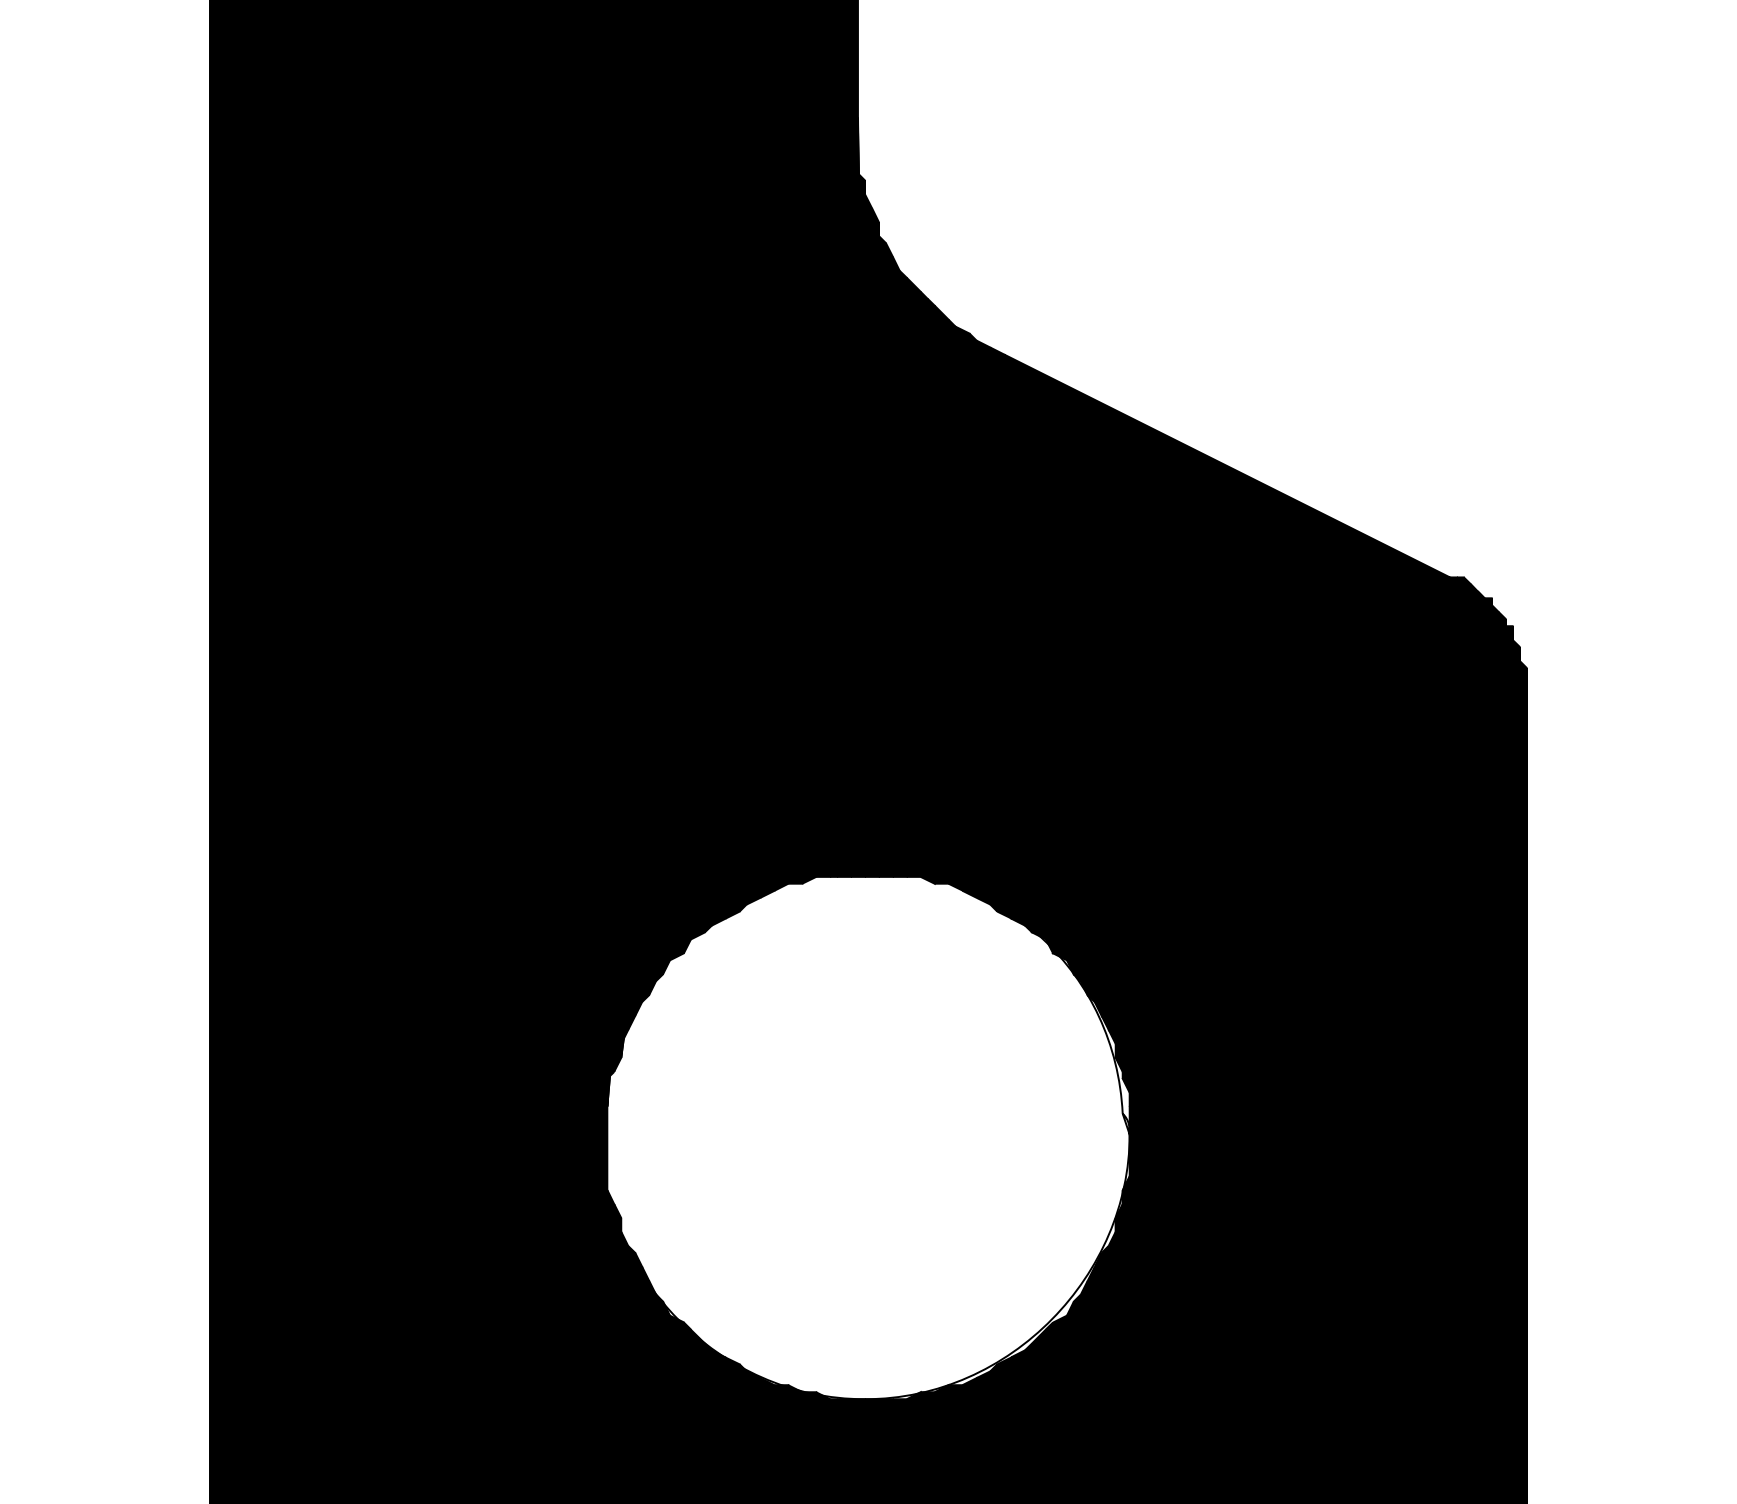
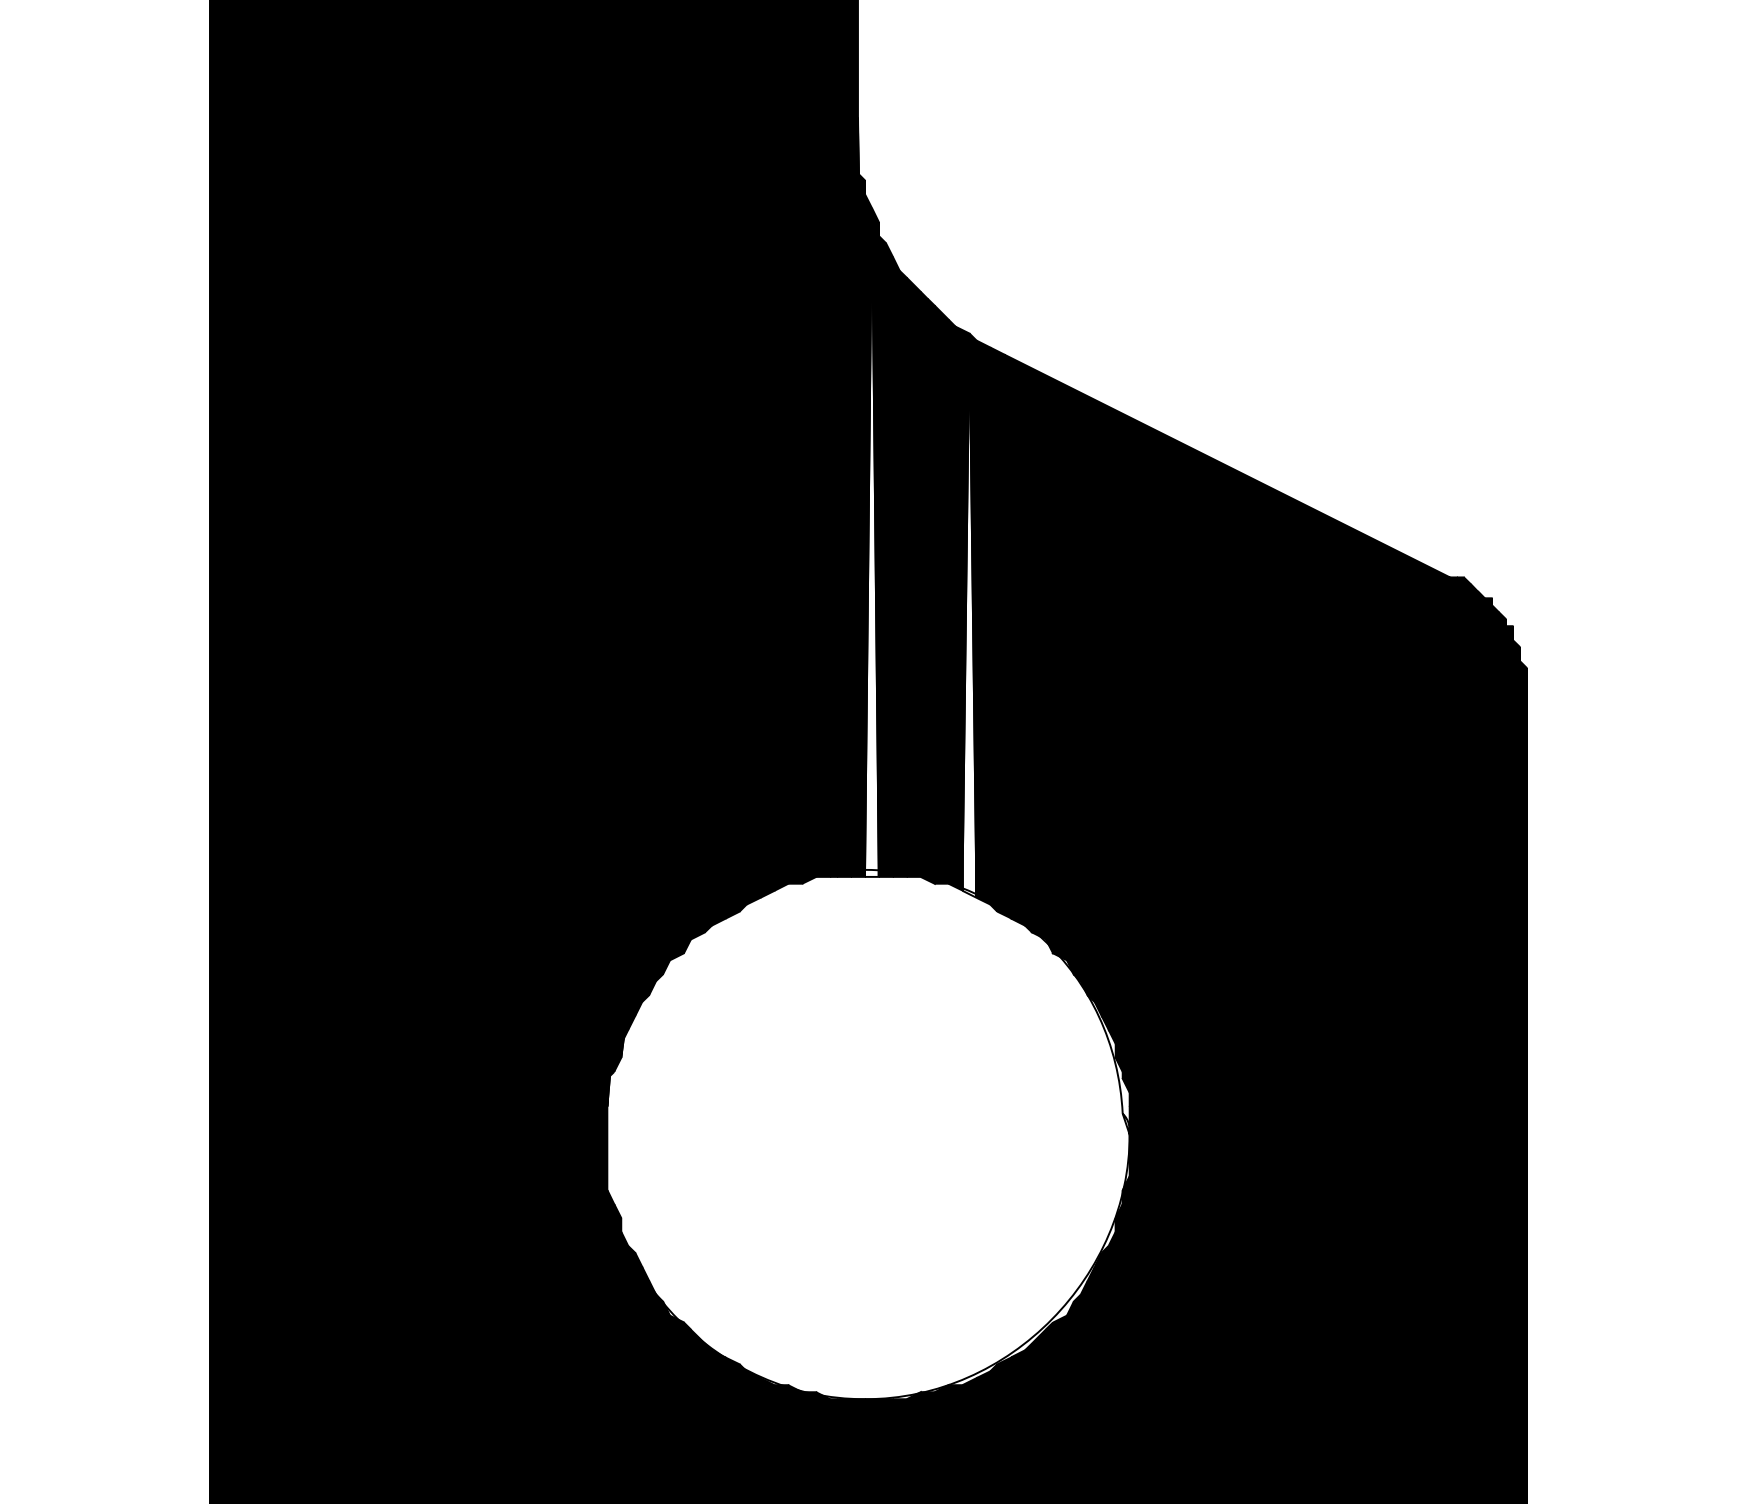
fill: present -> none (871, 542)
fill: present -> none (969, 615)
